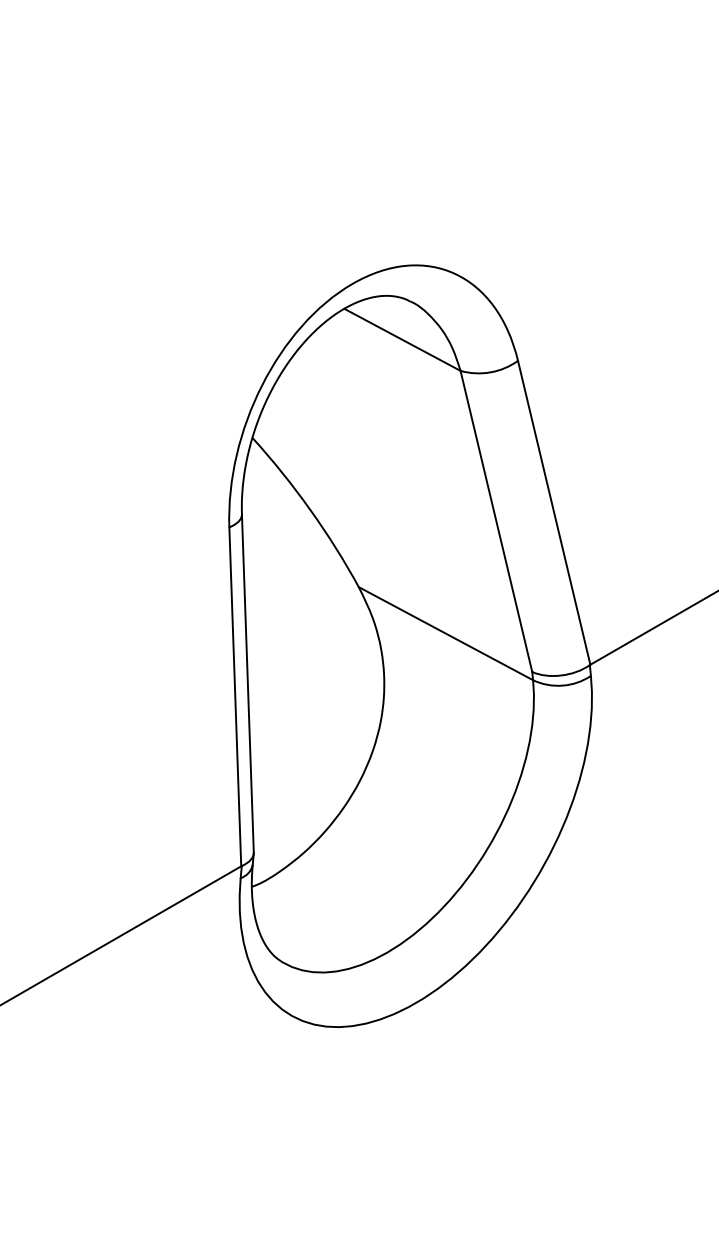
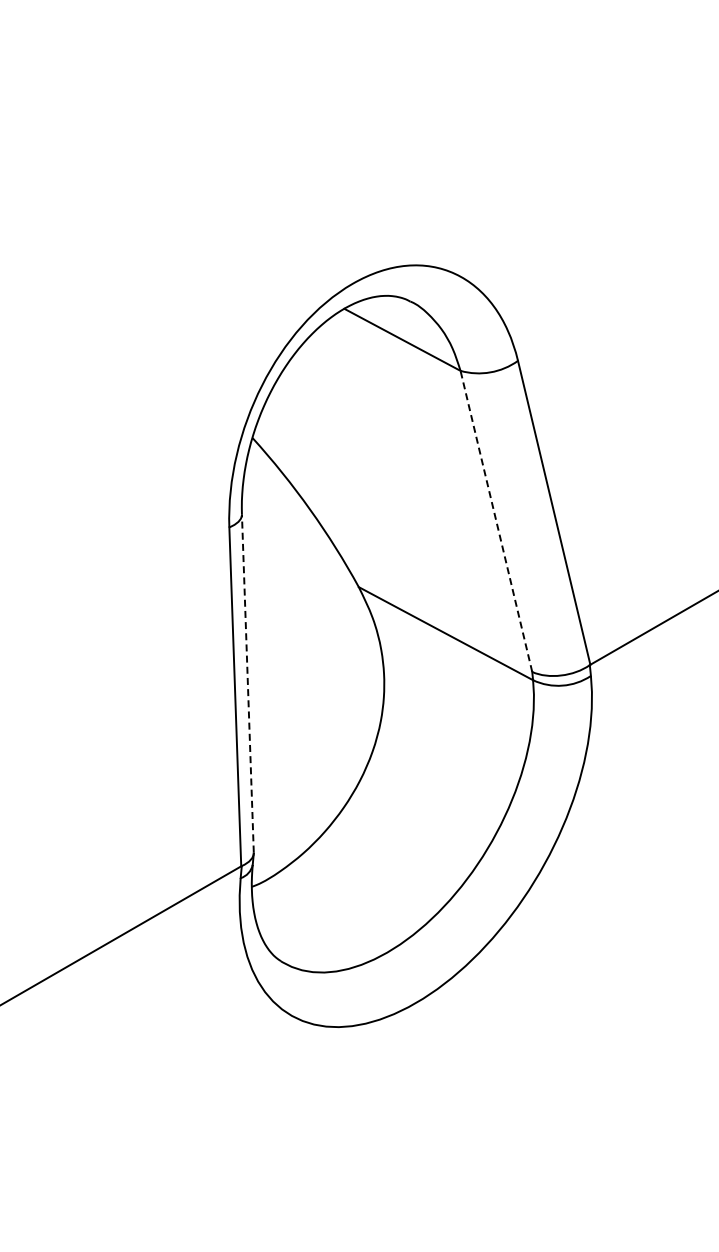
line: solid -> dashed (496, 521)
line: solid -> dashed (247, 683)
